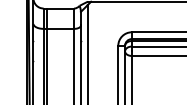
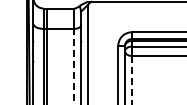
line: solid -> dashed (74, 66)
line: solid -> dashed (131, 80)
